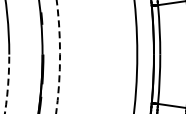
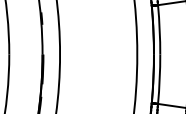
arc: dashed -> solid (60, 56)
arc: dashed -> solid (8, 83)
